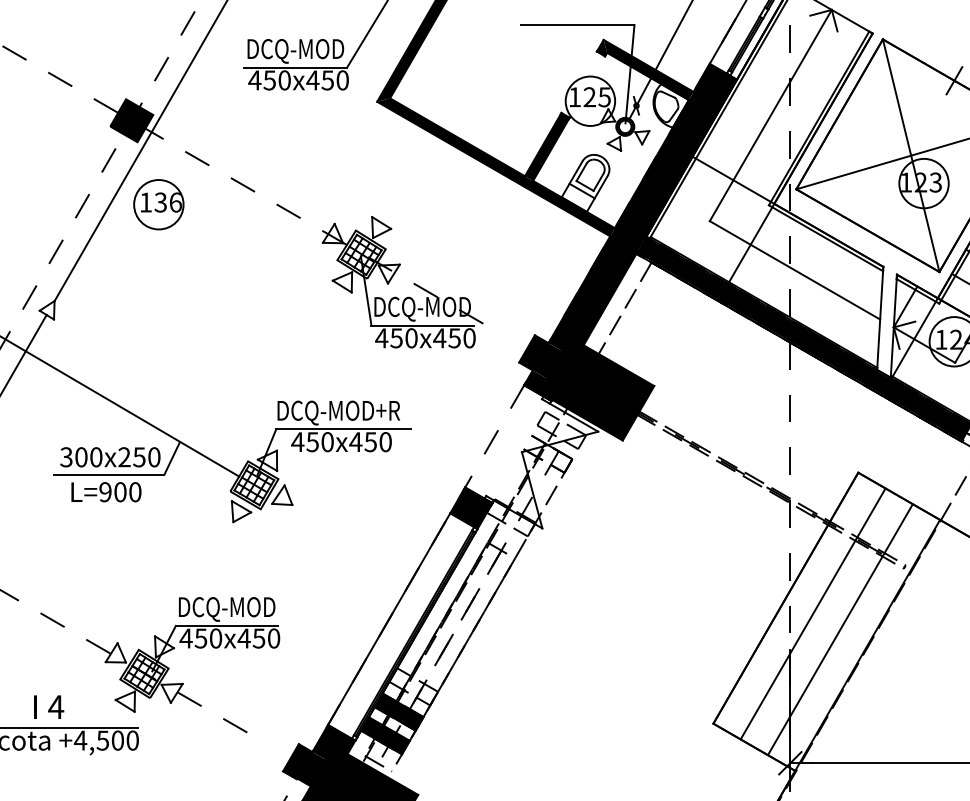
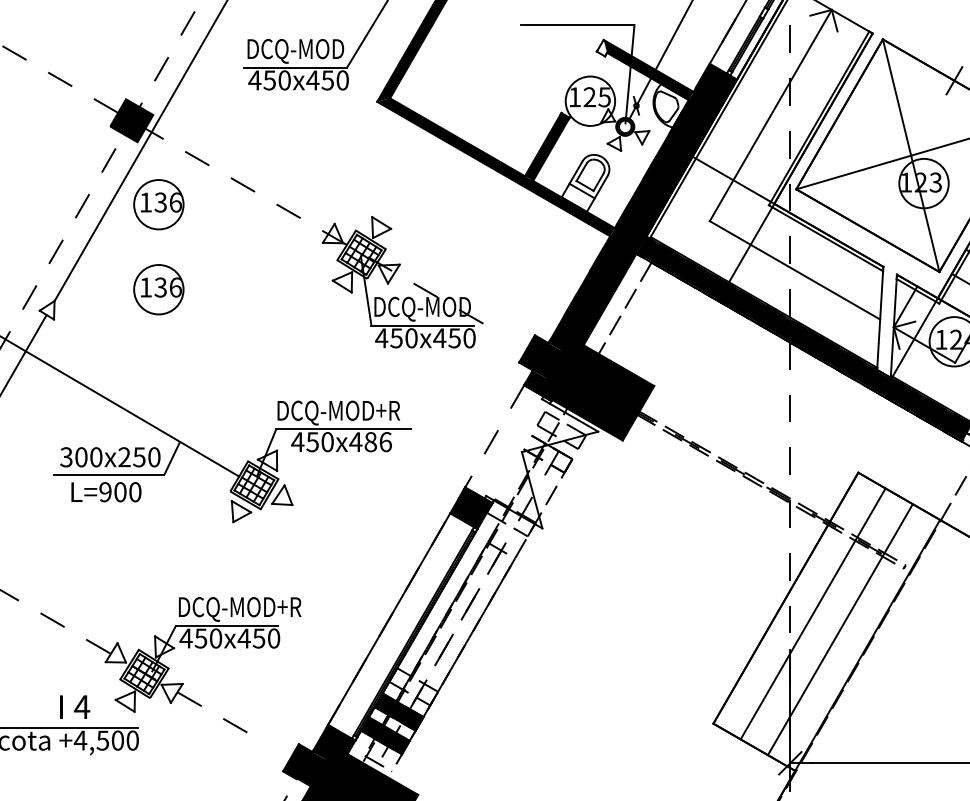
fill: present -> none (601, 47)
part: none -> present (158, 289)
text: 450x450 -> 450x486 (377, 442)
text: DCQ-MOD -> DCQ-MOD+R (289, 606)
text position: (49, 706) -> (75, 706) (75, 706)
